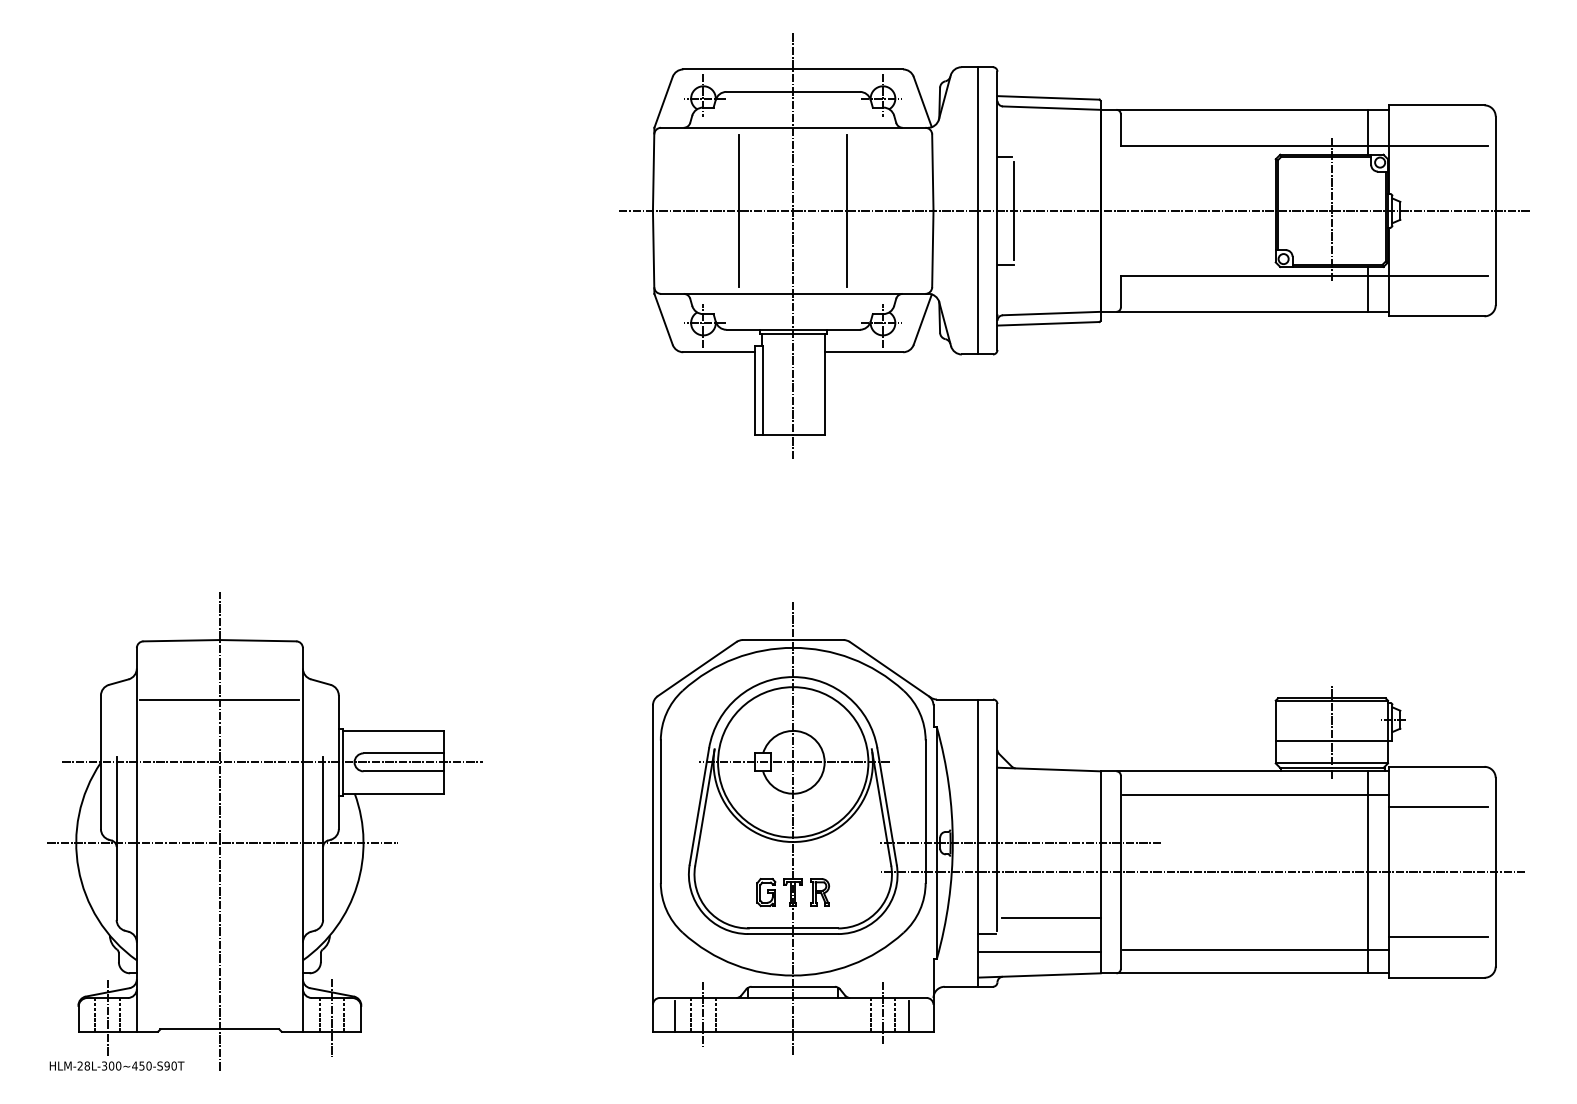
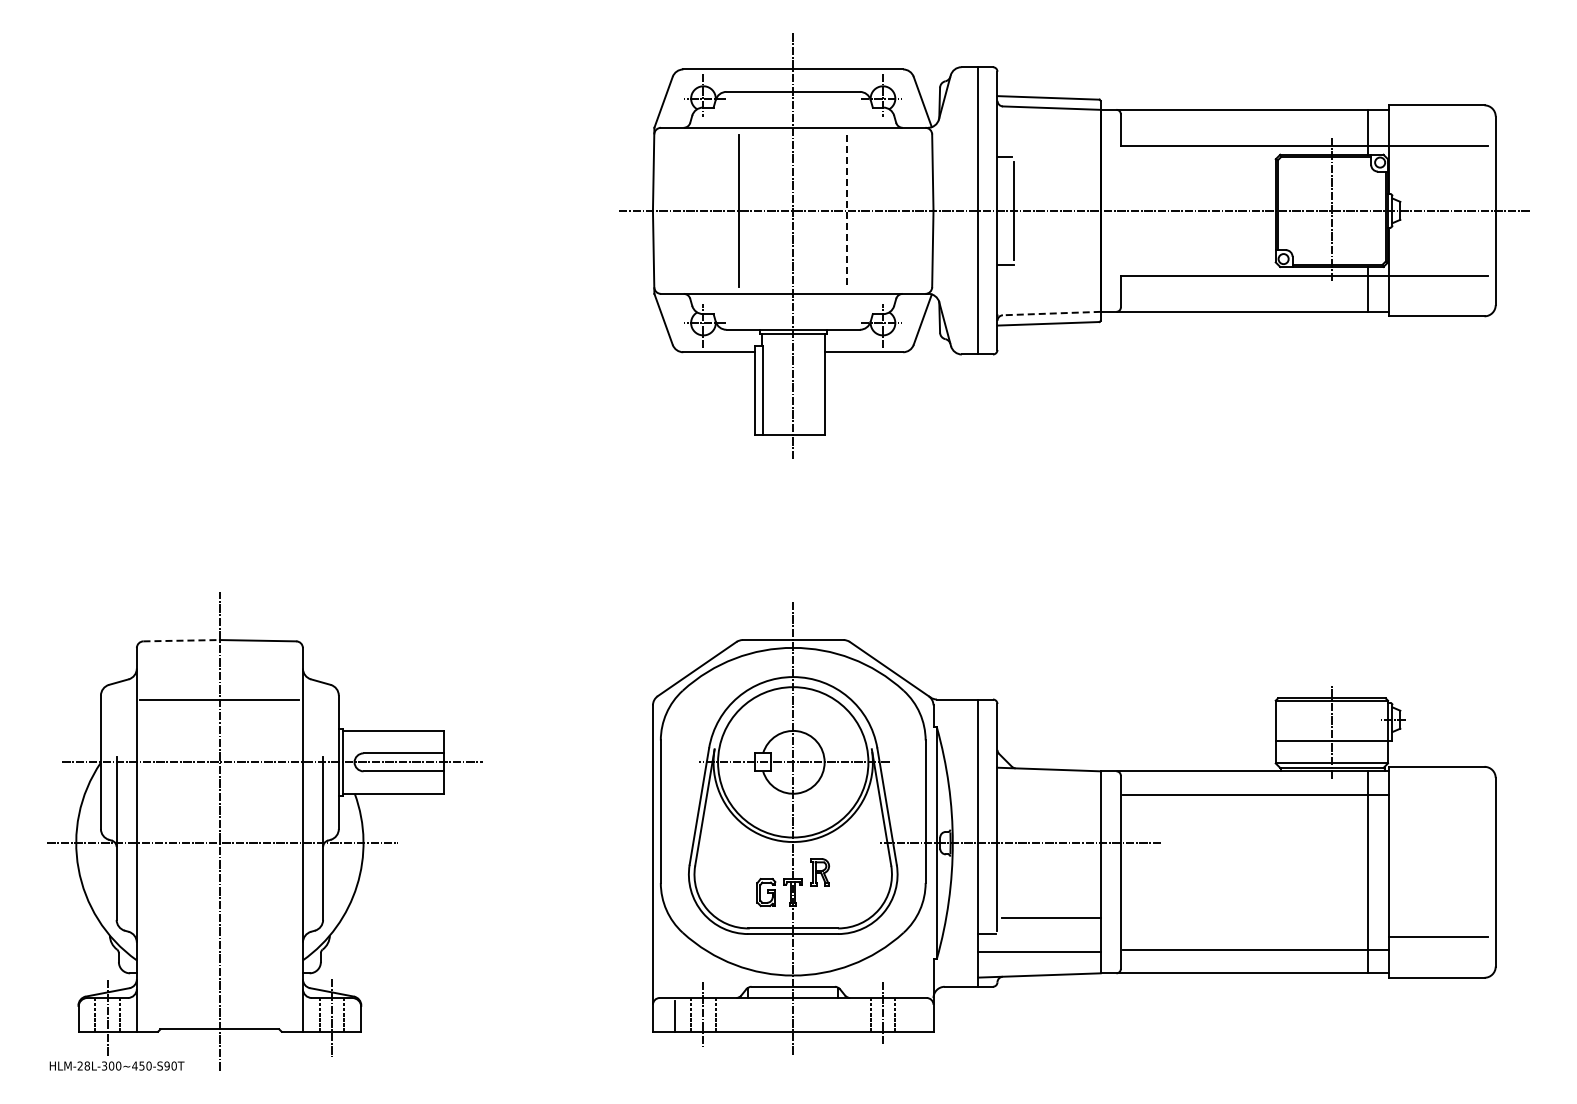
line: solid -> dashed (847, 211)
line: solid -> dashed (1051, 313)
line: solid -> dashed (182, 640)
line: present -> none (1438, 807)
line: present -> none (1202, 872)
part position: (820, 892) -> (820, 872) (820, 872)
line: present -> none (908, 1016)
